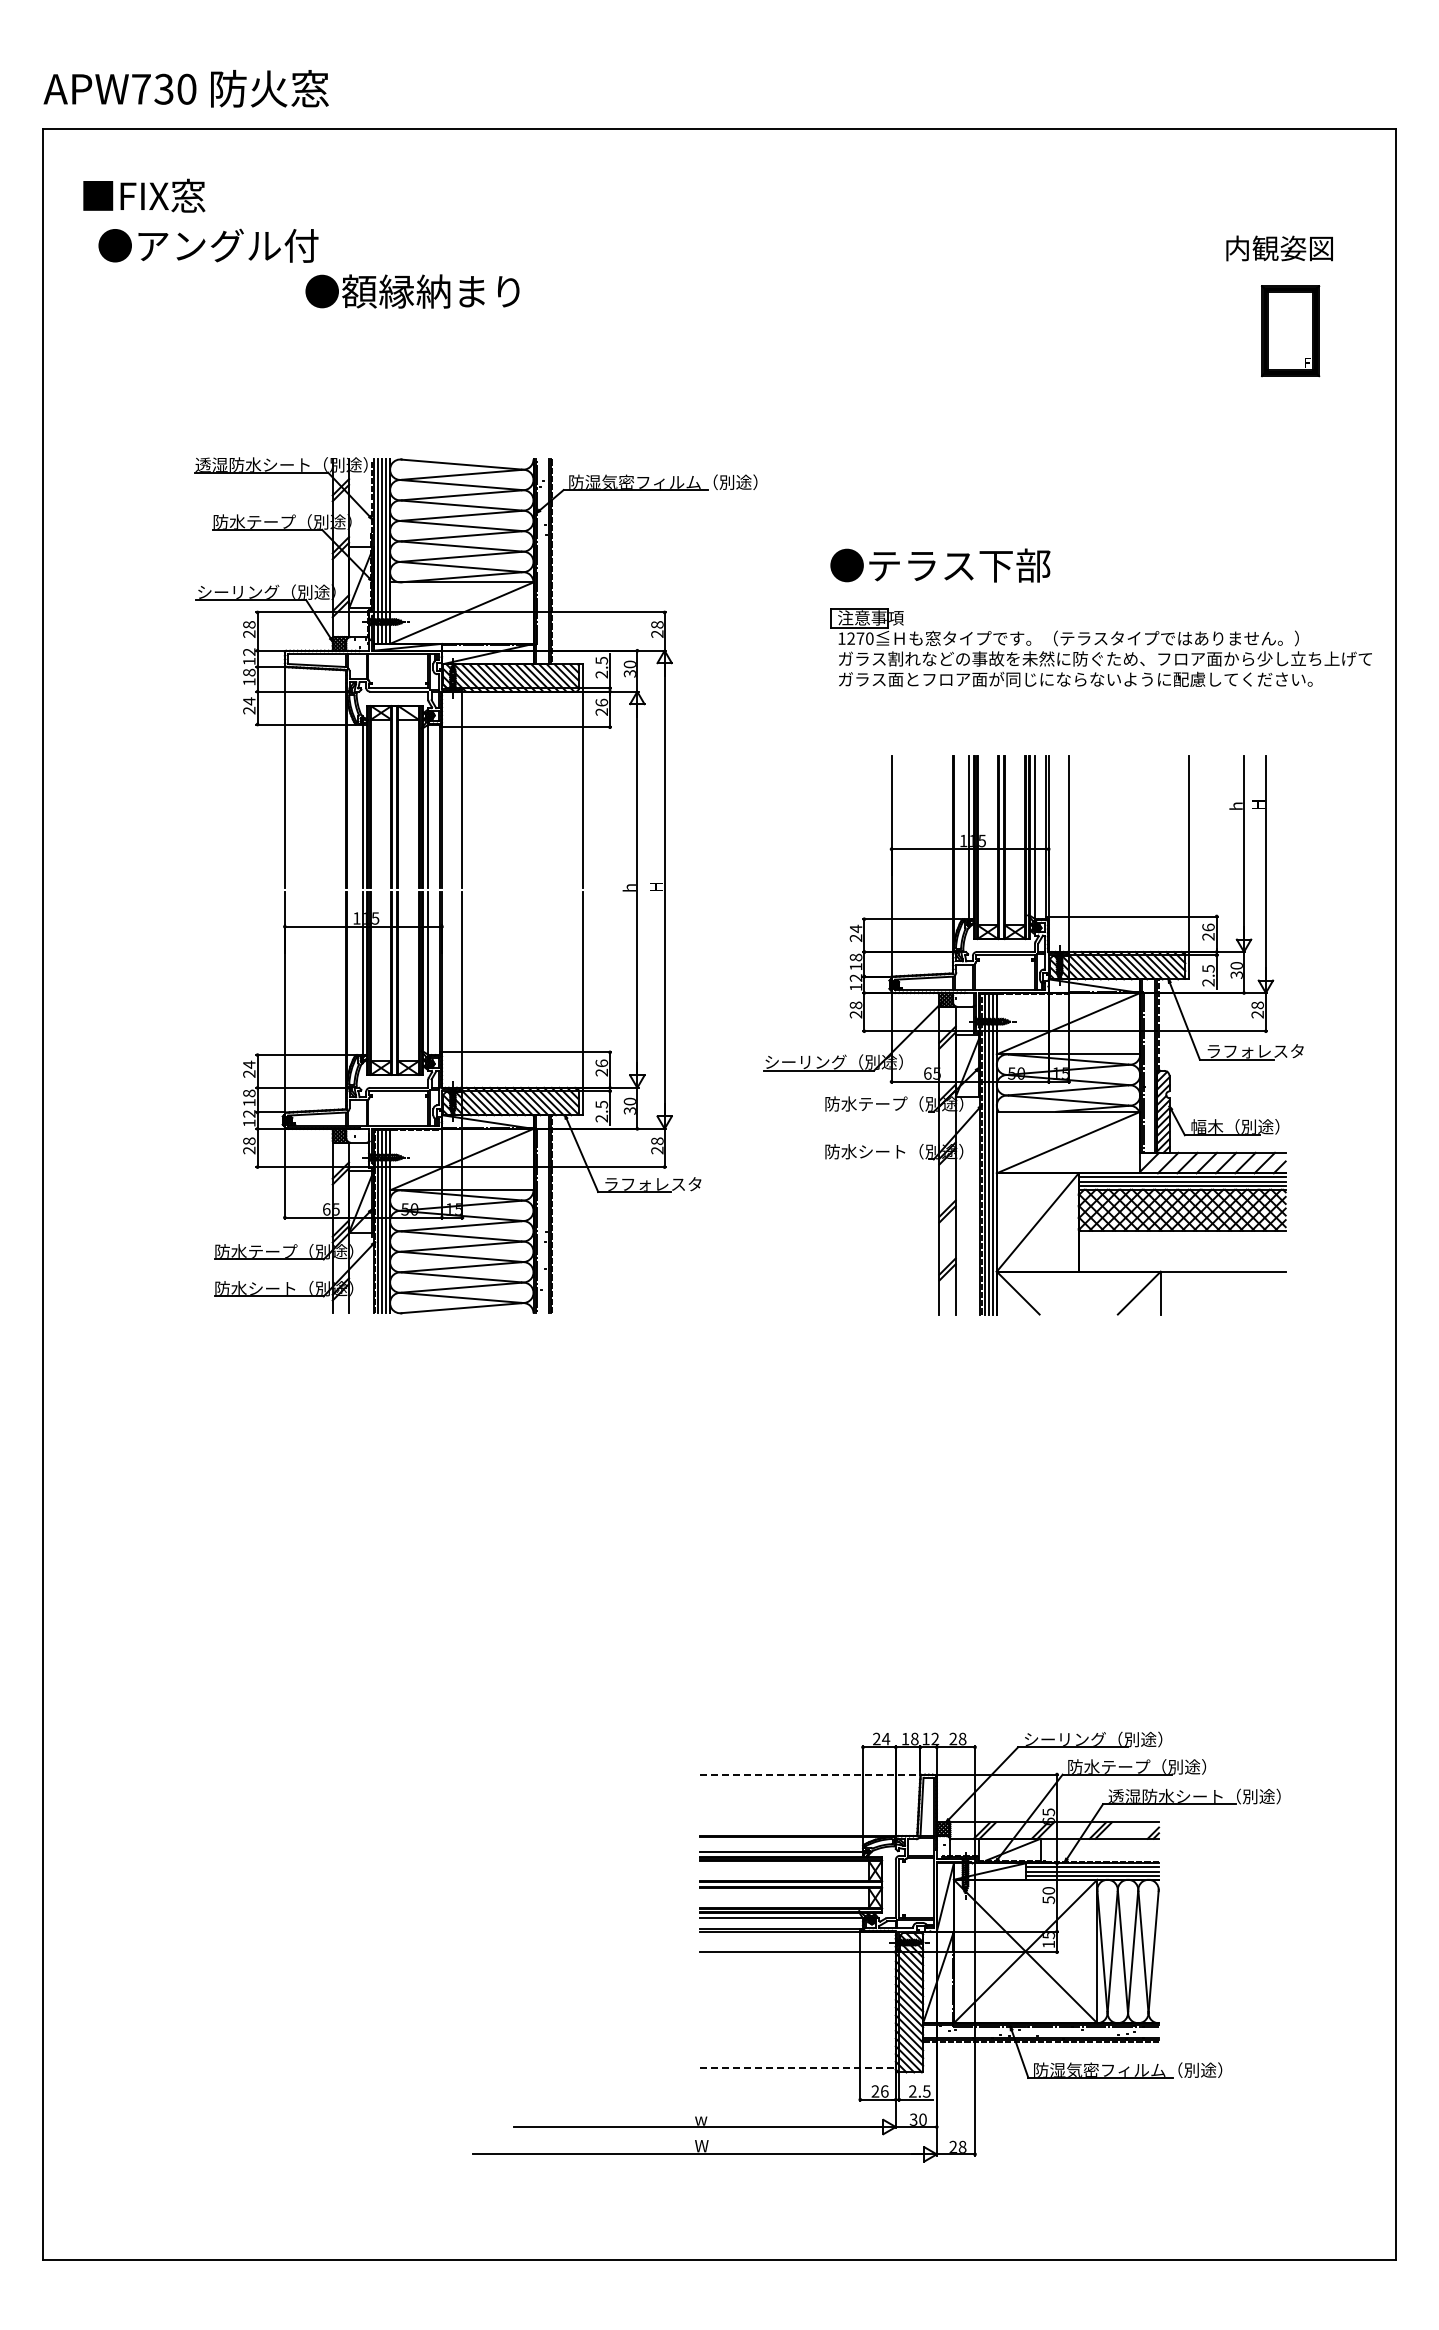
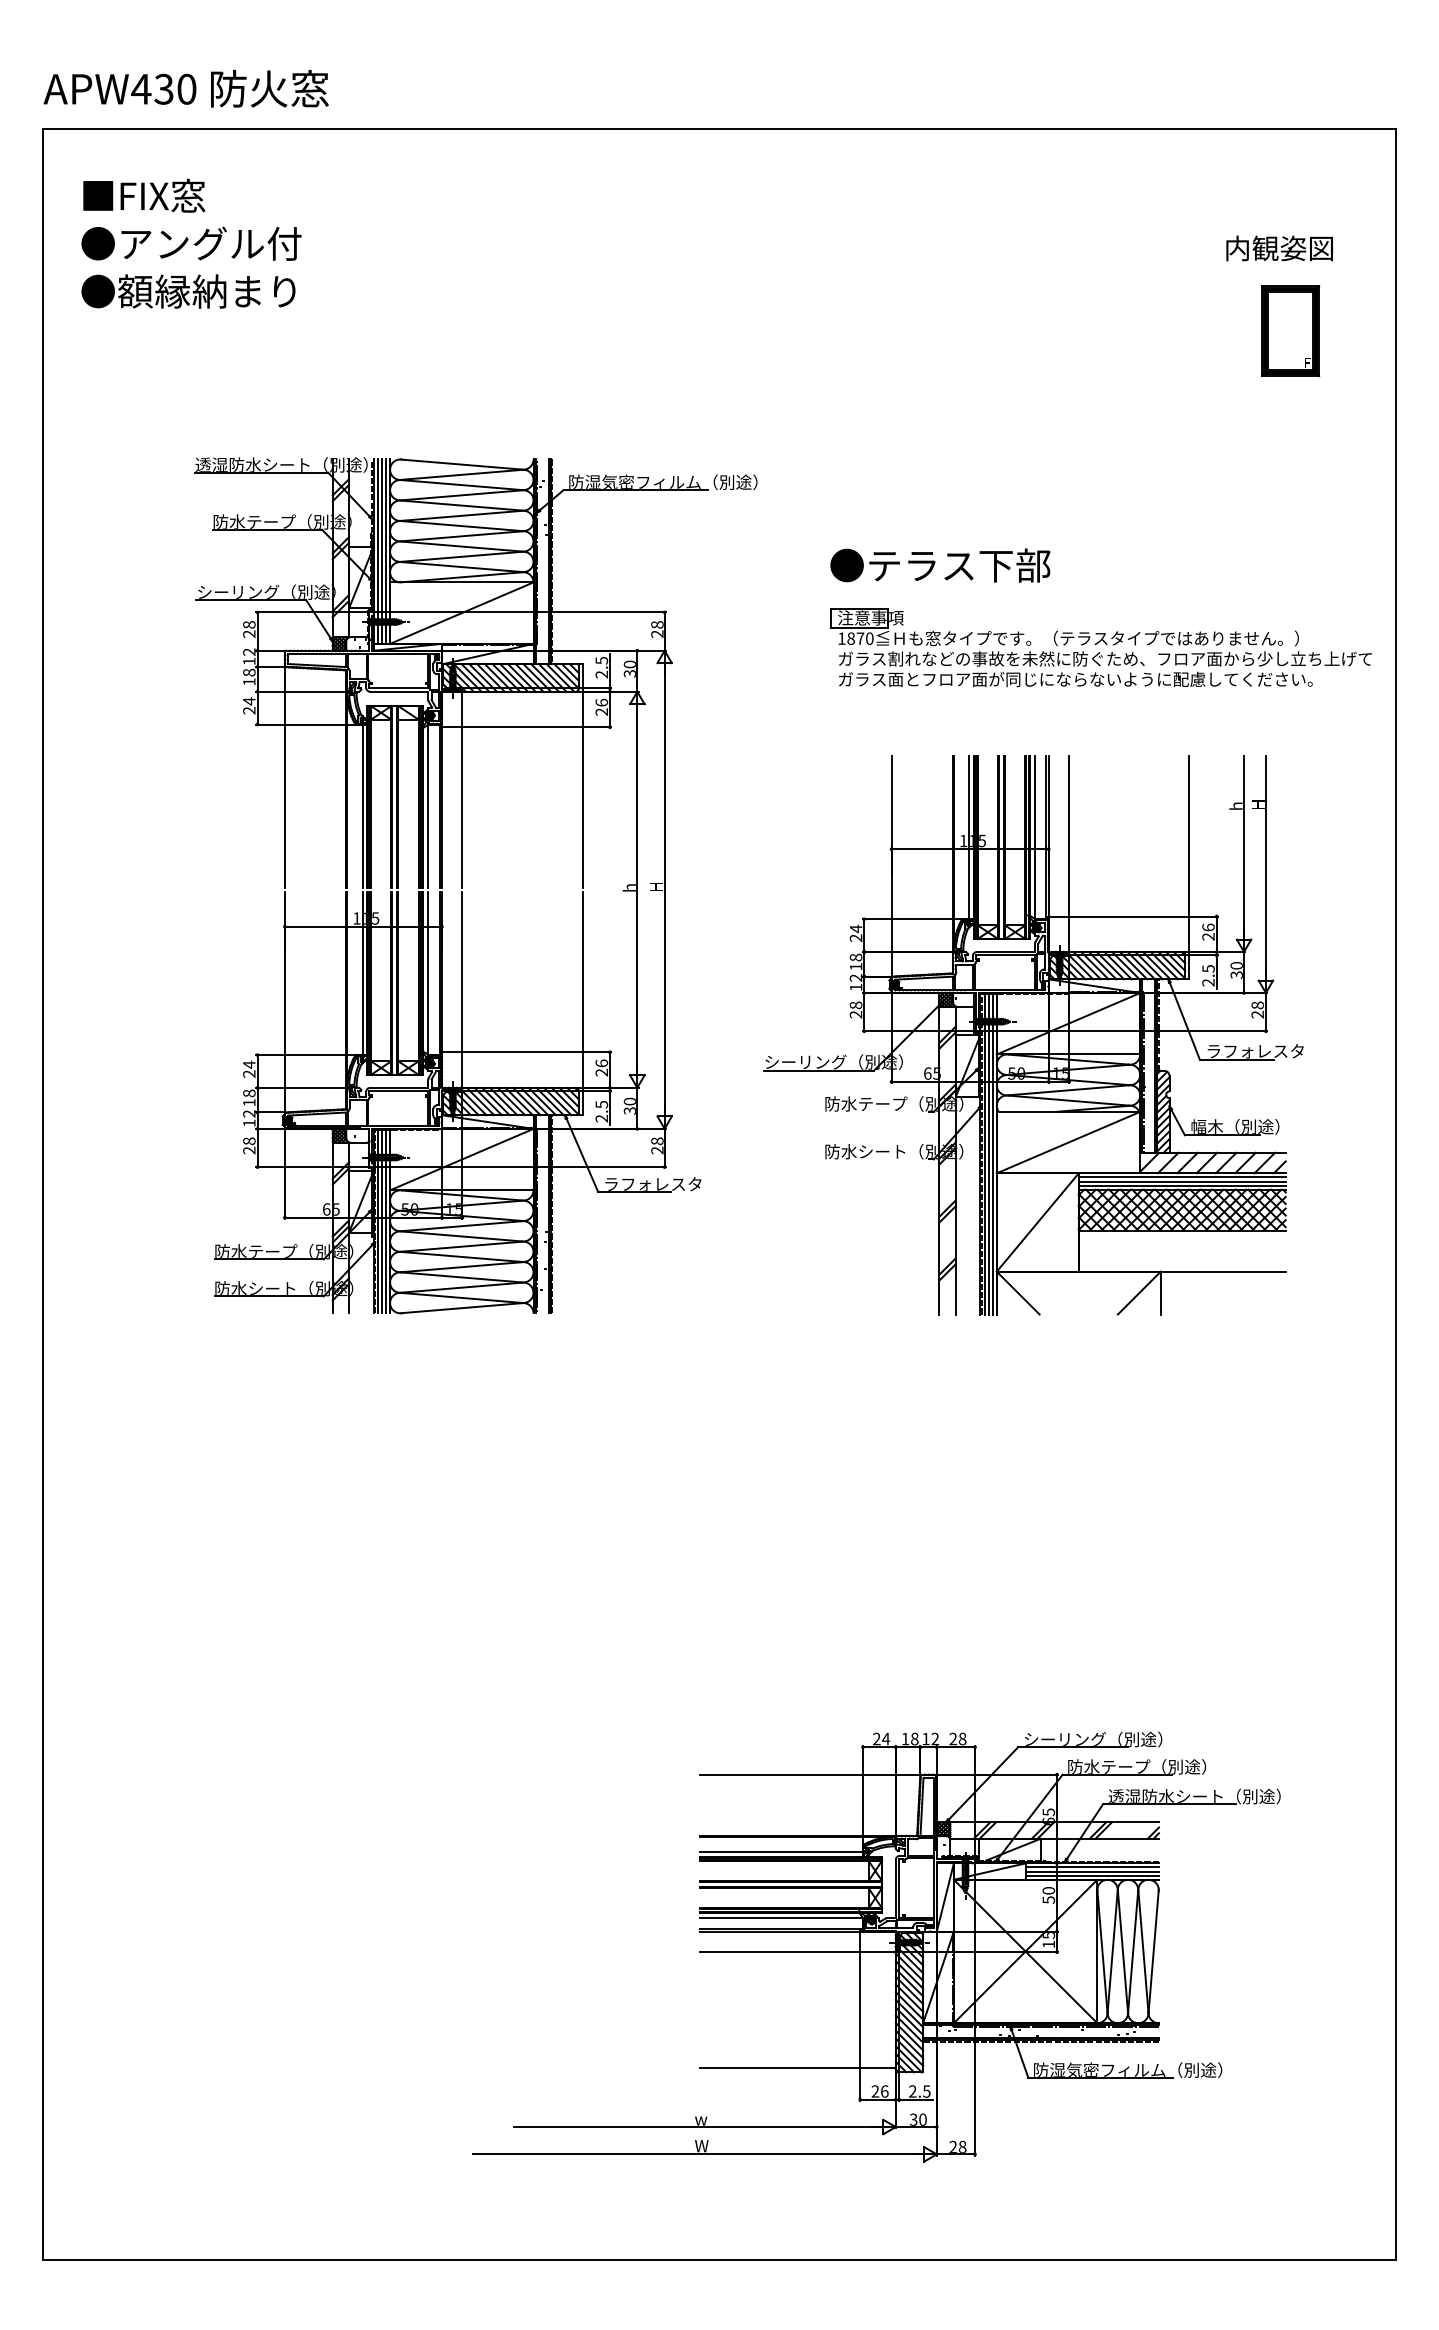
text: APW730 -> APW430 (141, 89)
text position: (208, 245) -> (191, 243) (191, 243)
text position: (412, 291) -> (188, 291) (188, 291)
text: 1270 -> 1870 (850, 638)
line: dashed -> solid (810, 1774)
line: dashed -> solid (798, 2068)
